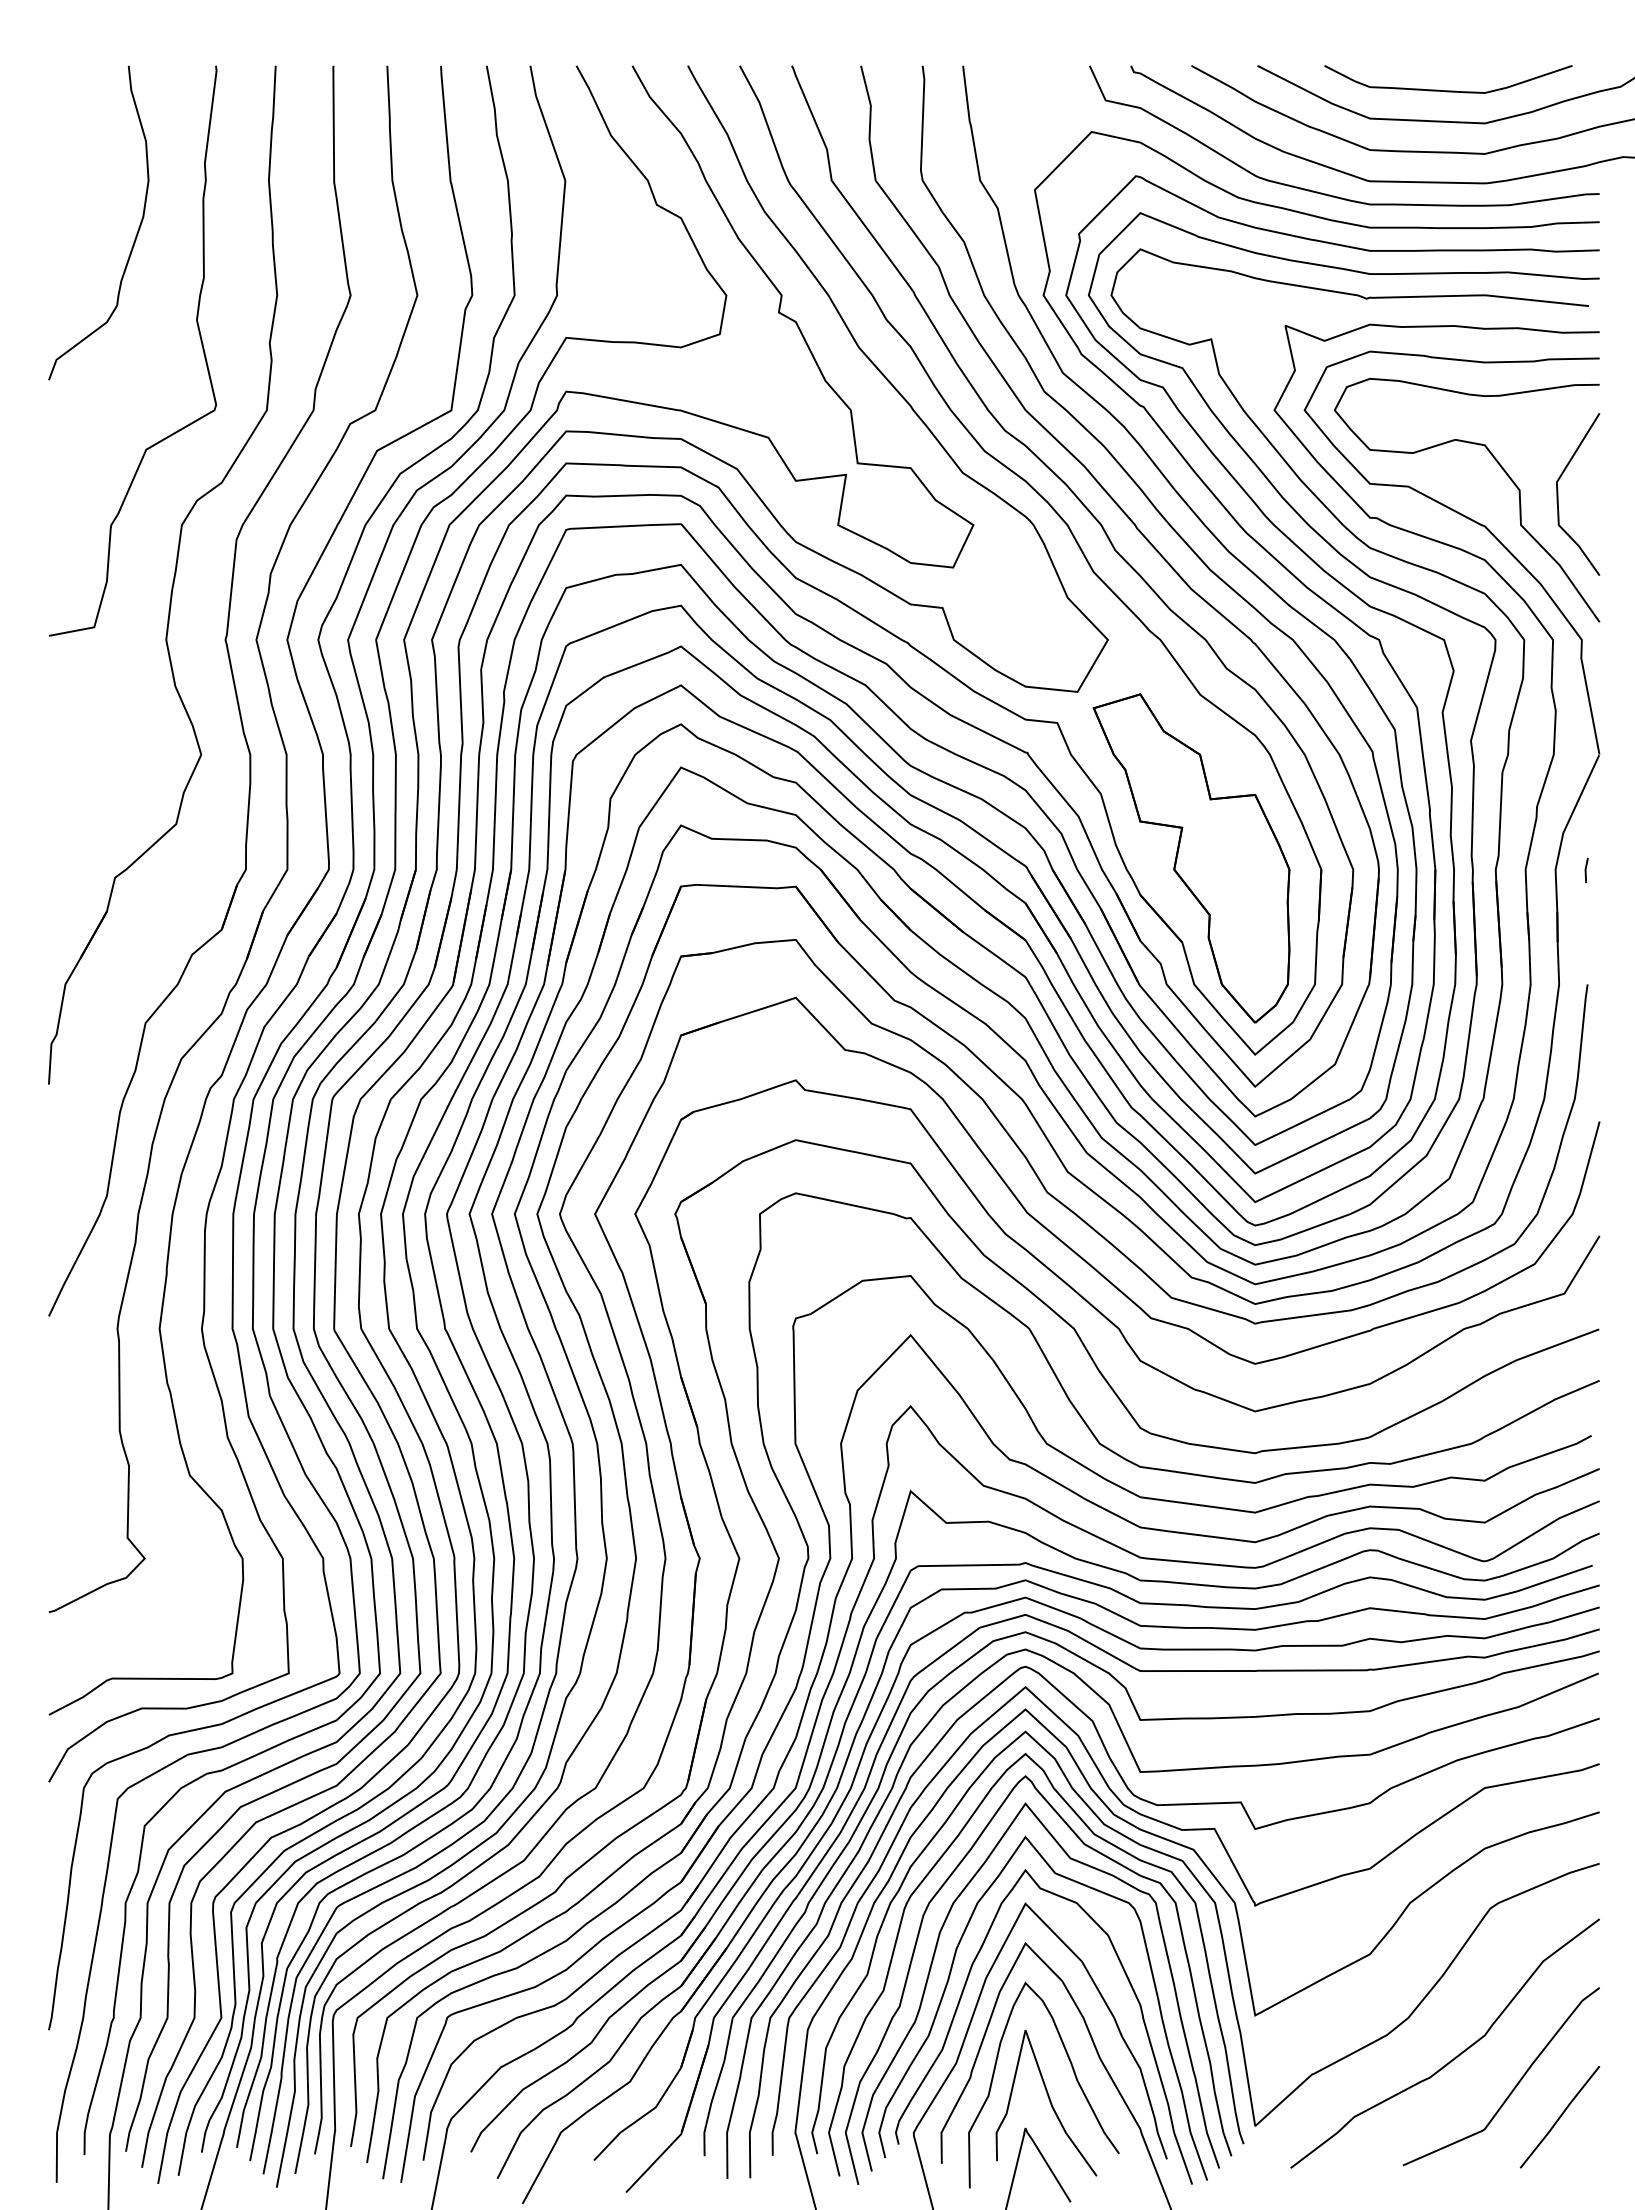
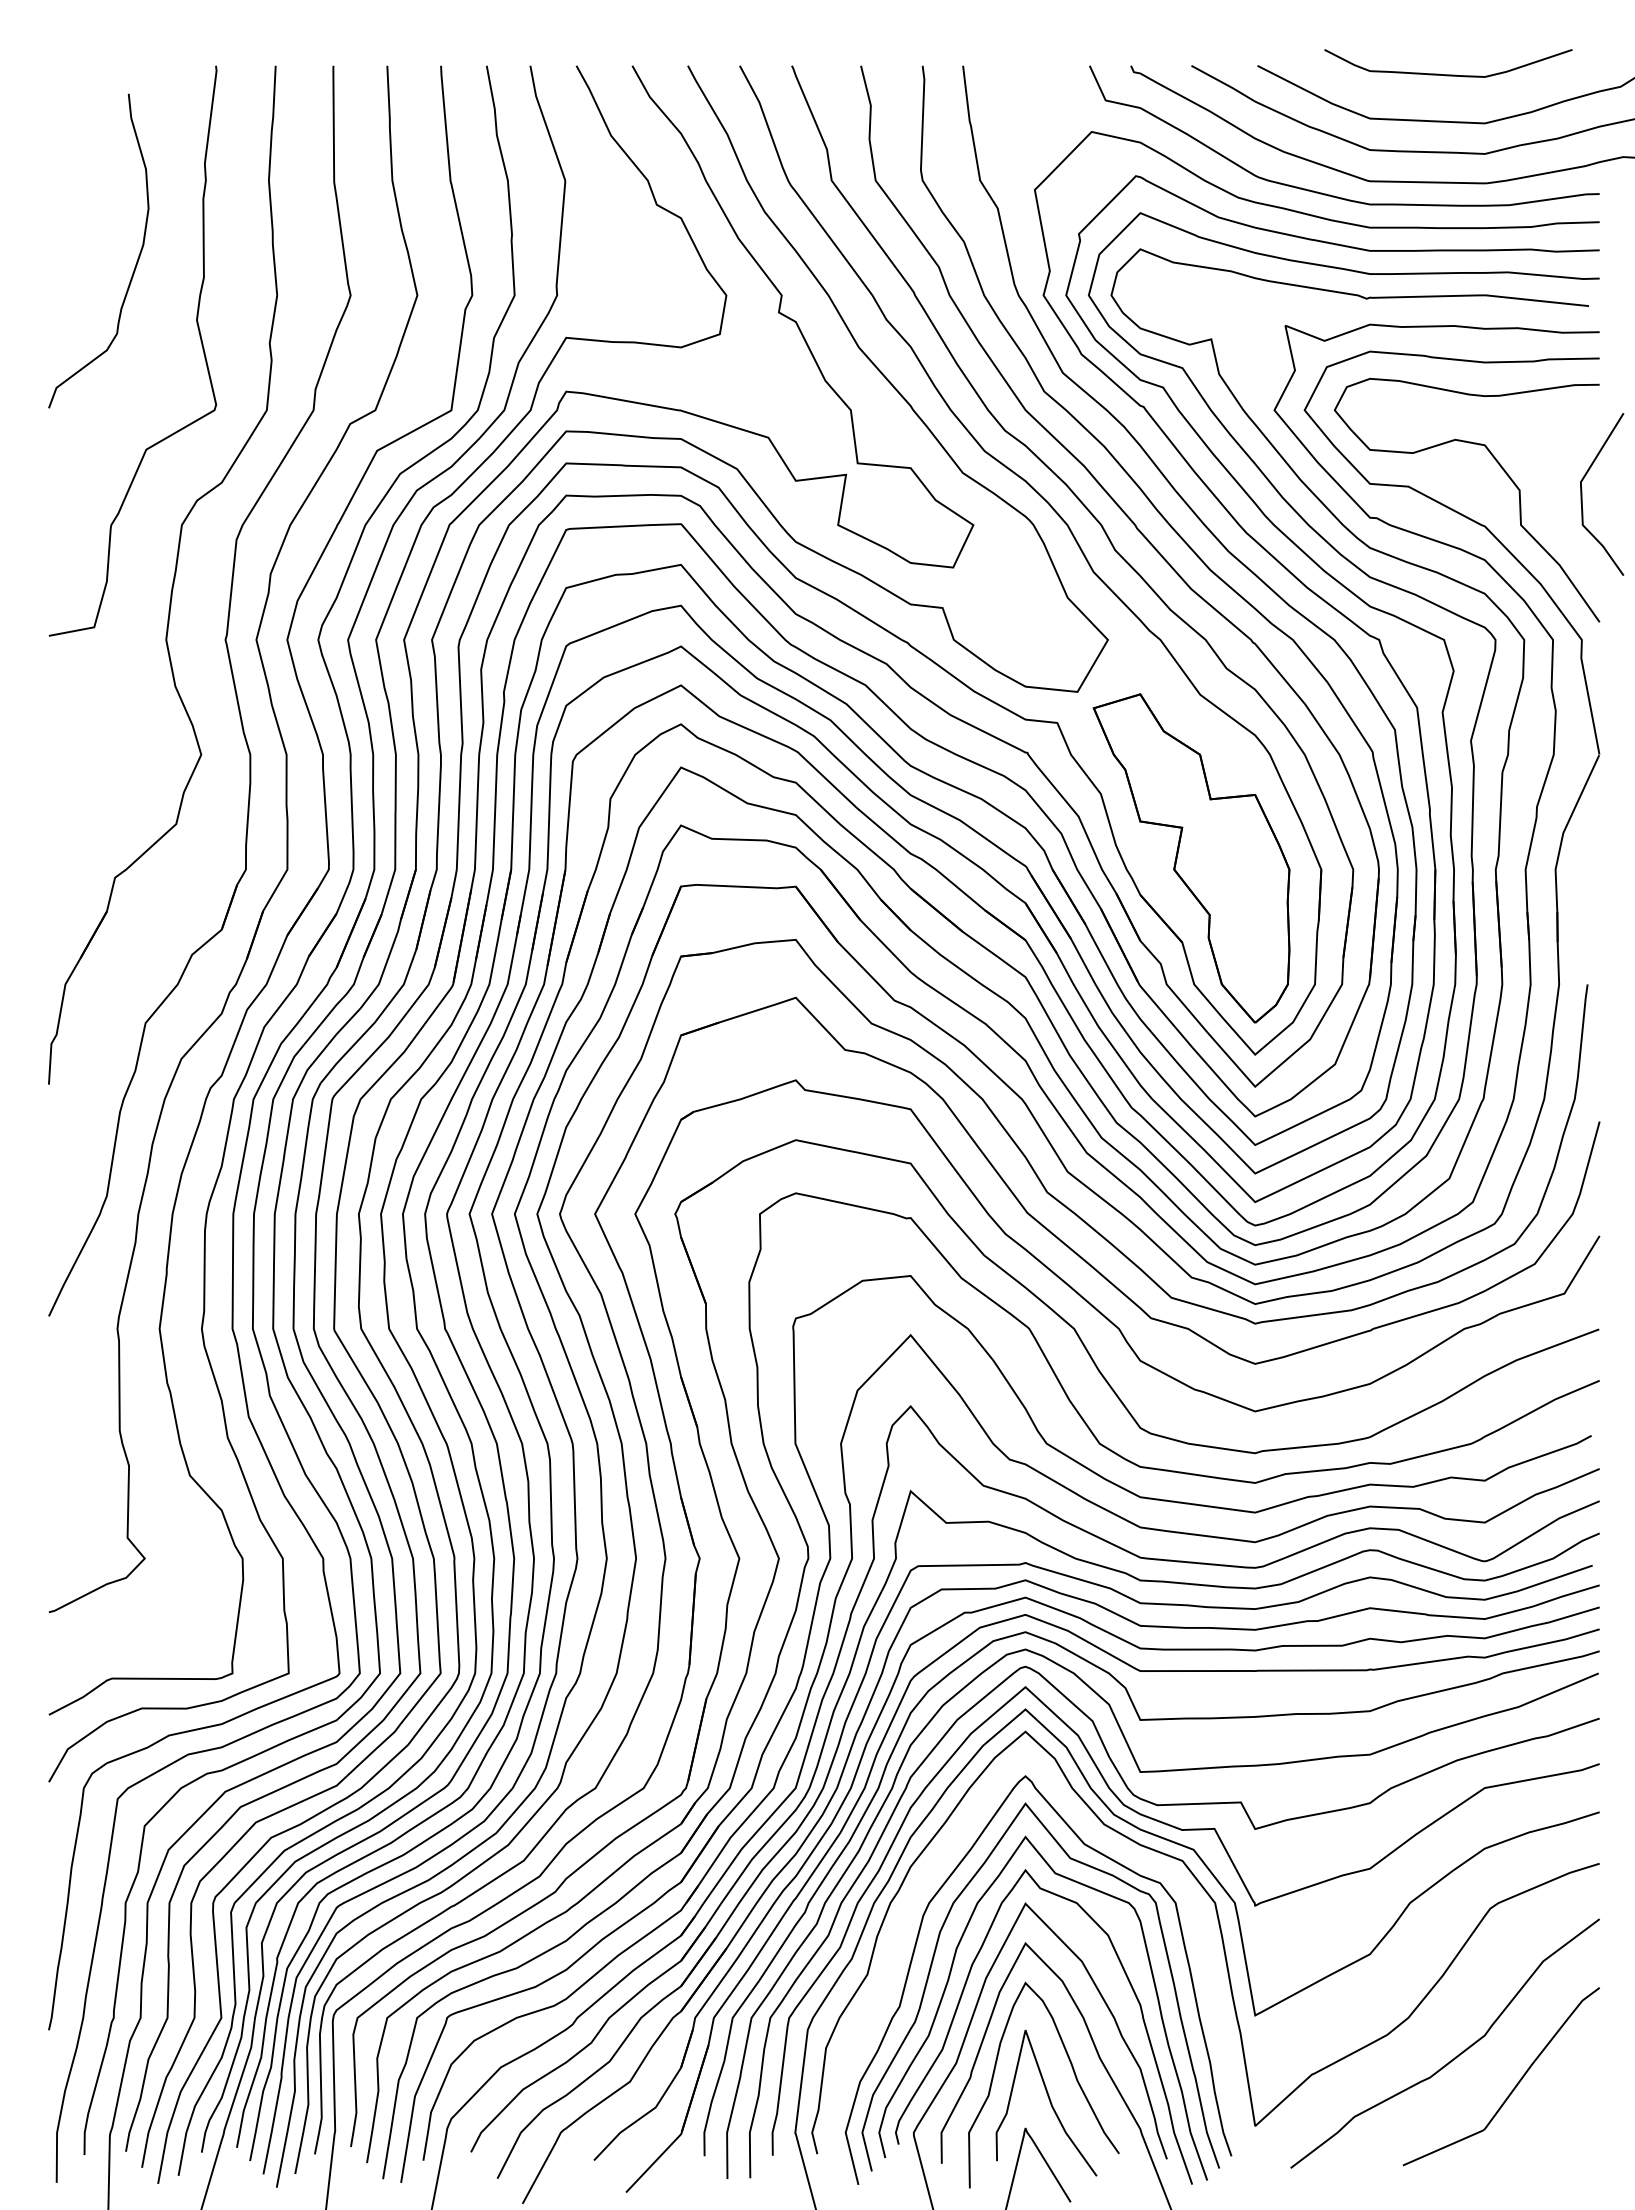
curve position: (1448, 90) -> (1448, 74) (1448, 74)
curve position: (136, 233) -> (136, 261) (136, 261)
line position: (1558, 494) -> (1582, 494) (1582, 494)
line: present -> none (1586, 870)
curve: present -> none (928, 1875)
line: present -> none (1559, 2117)
